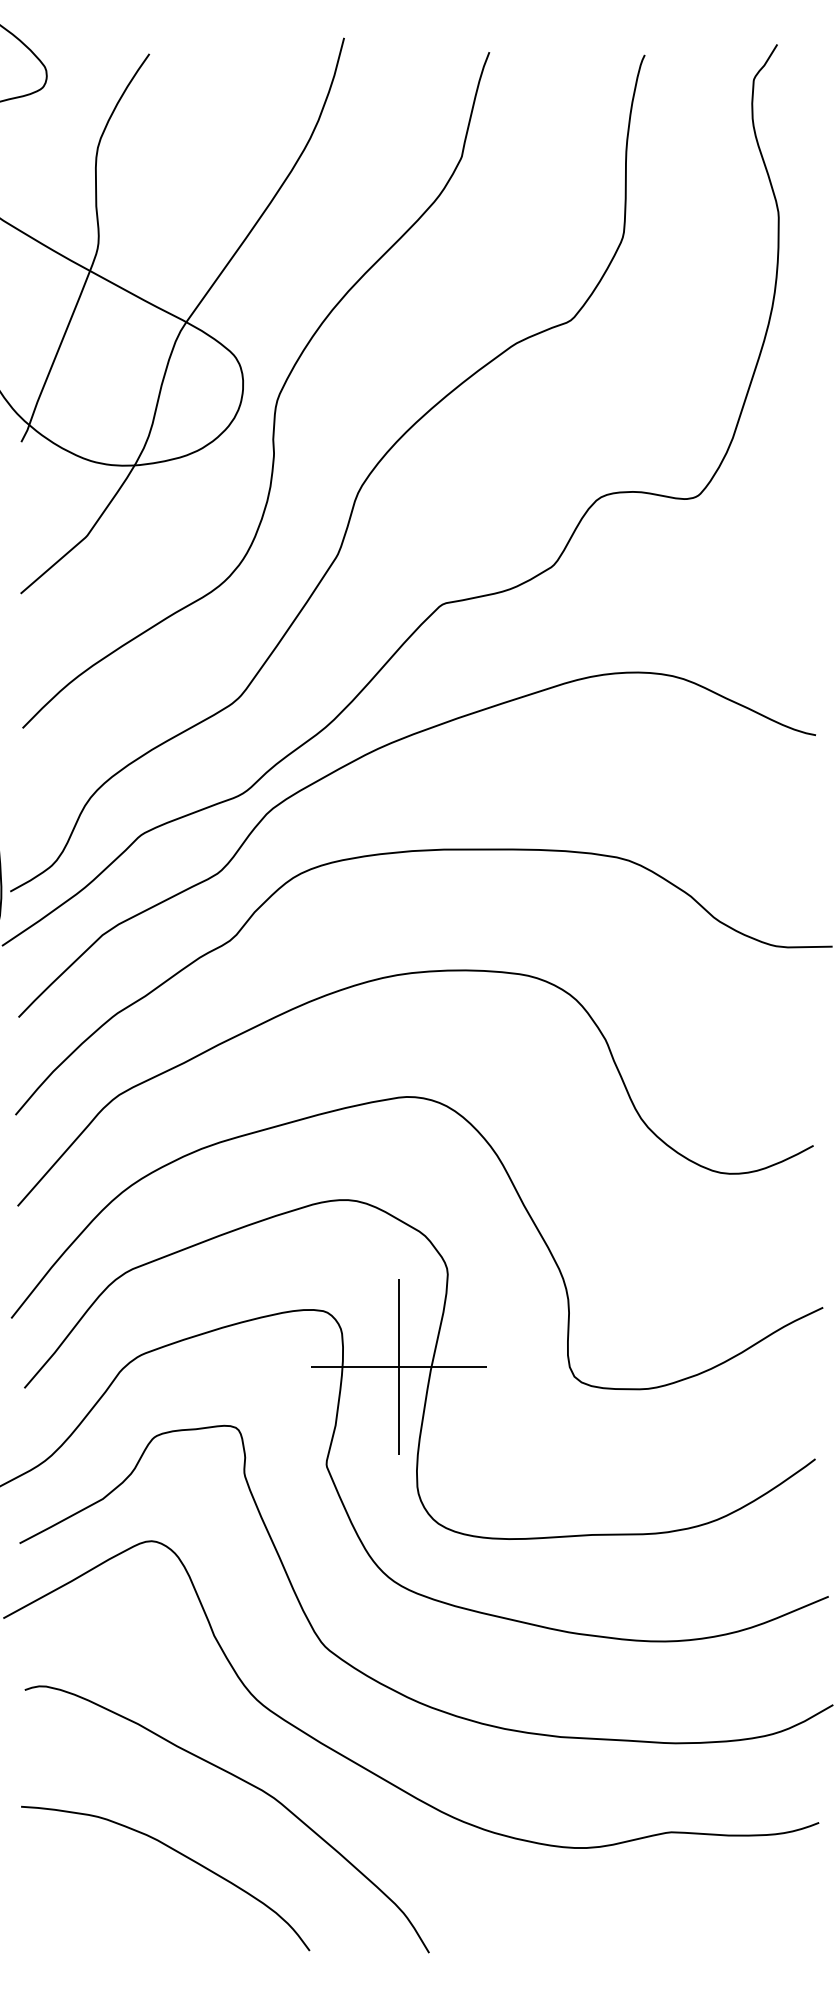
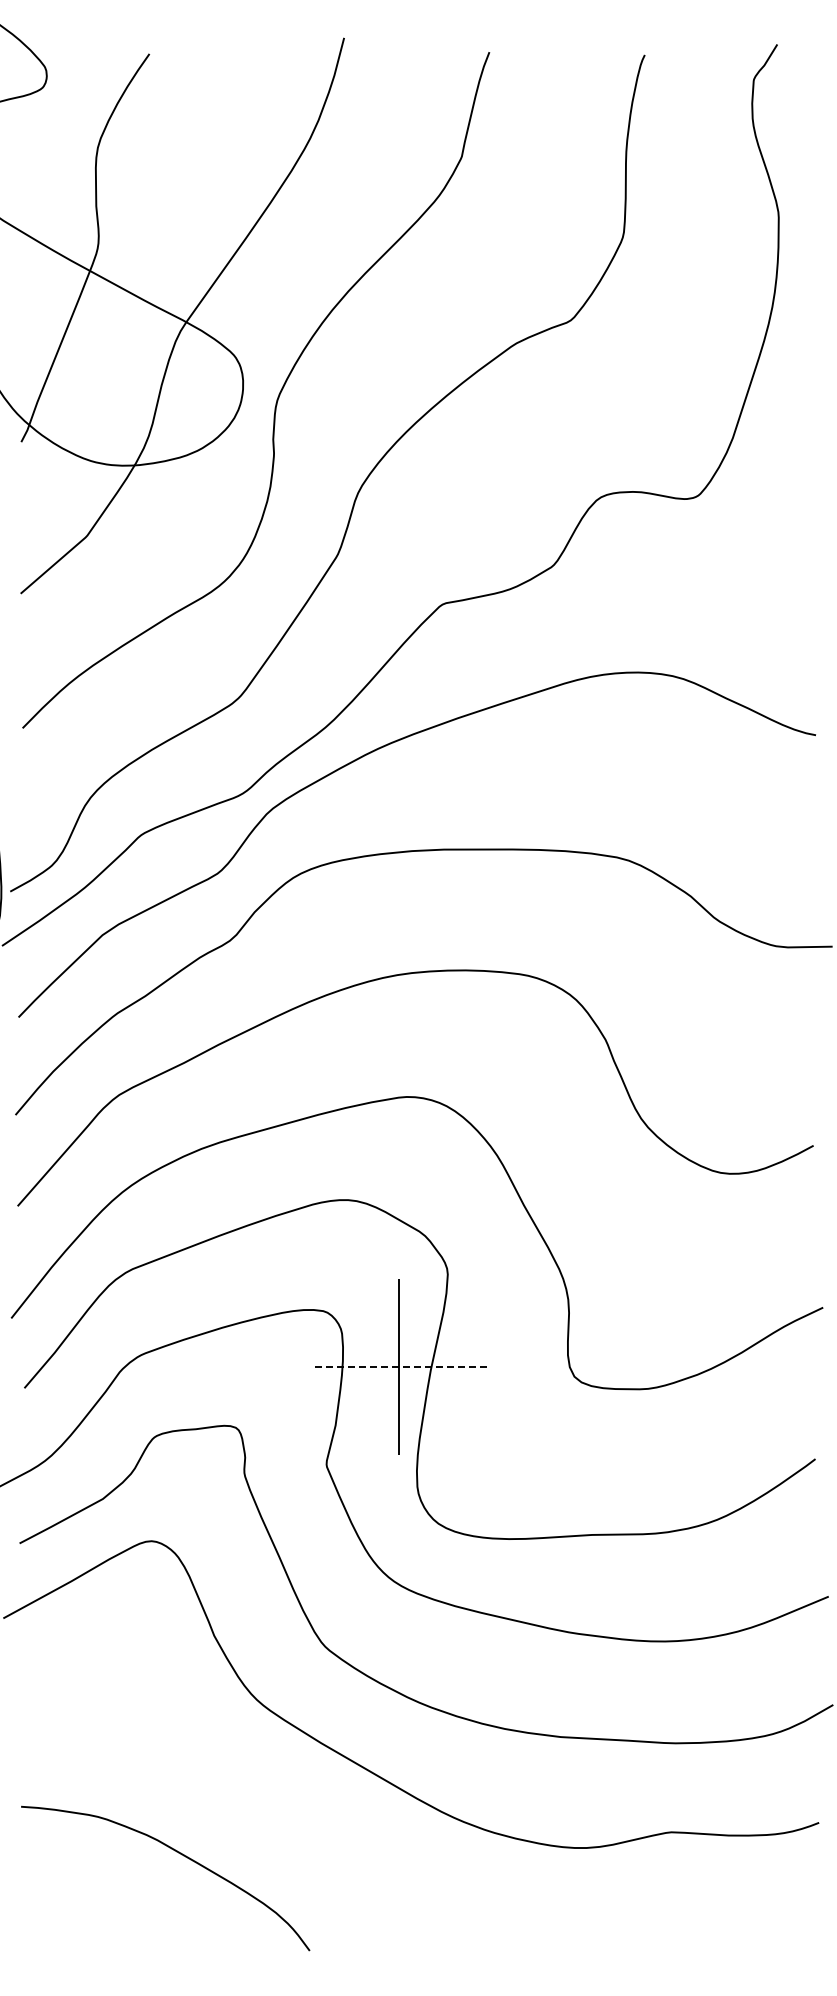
line: solid -> dashed (398, 1367)
curve: present -> none (246, 1783)
